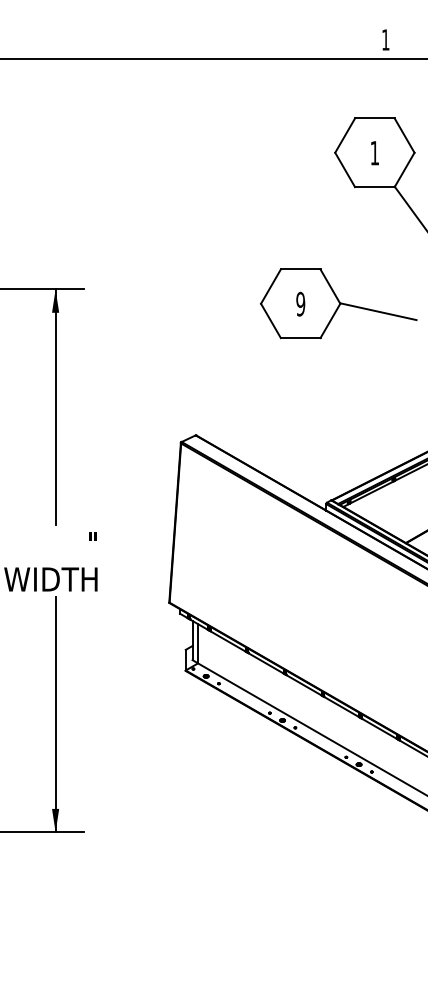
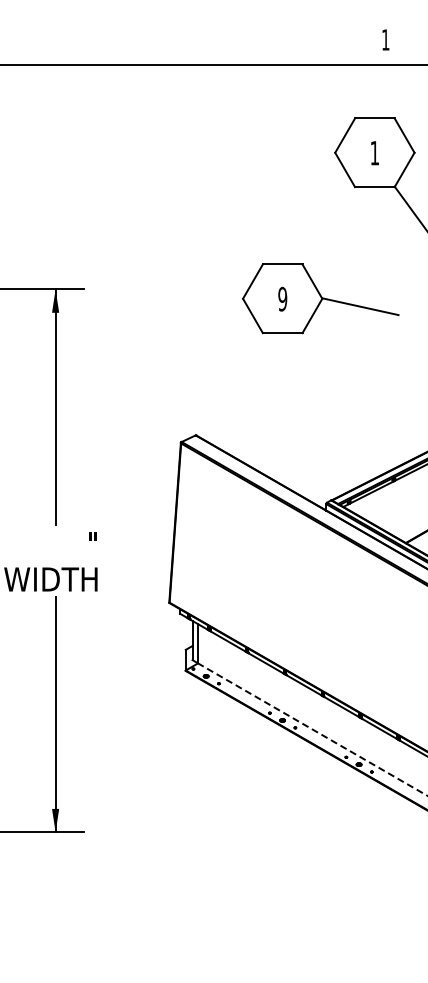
line position: (213, 58) -> (213, 64) (213, 64)
part position: (338, 303) -> (320, 298) (320, 298)
line: solid -> dashed (312, 729)
